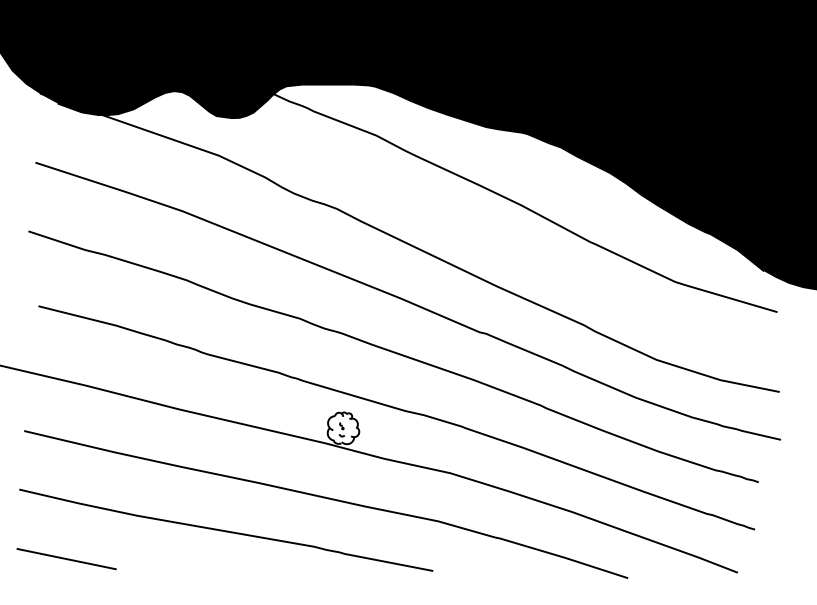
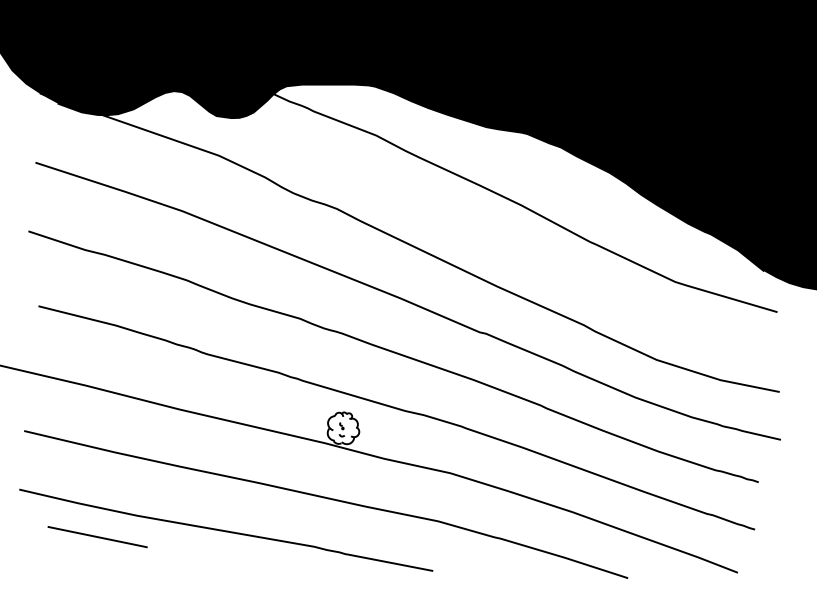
line position: (66, 559) -> (97, 537) (97, 537)
